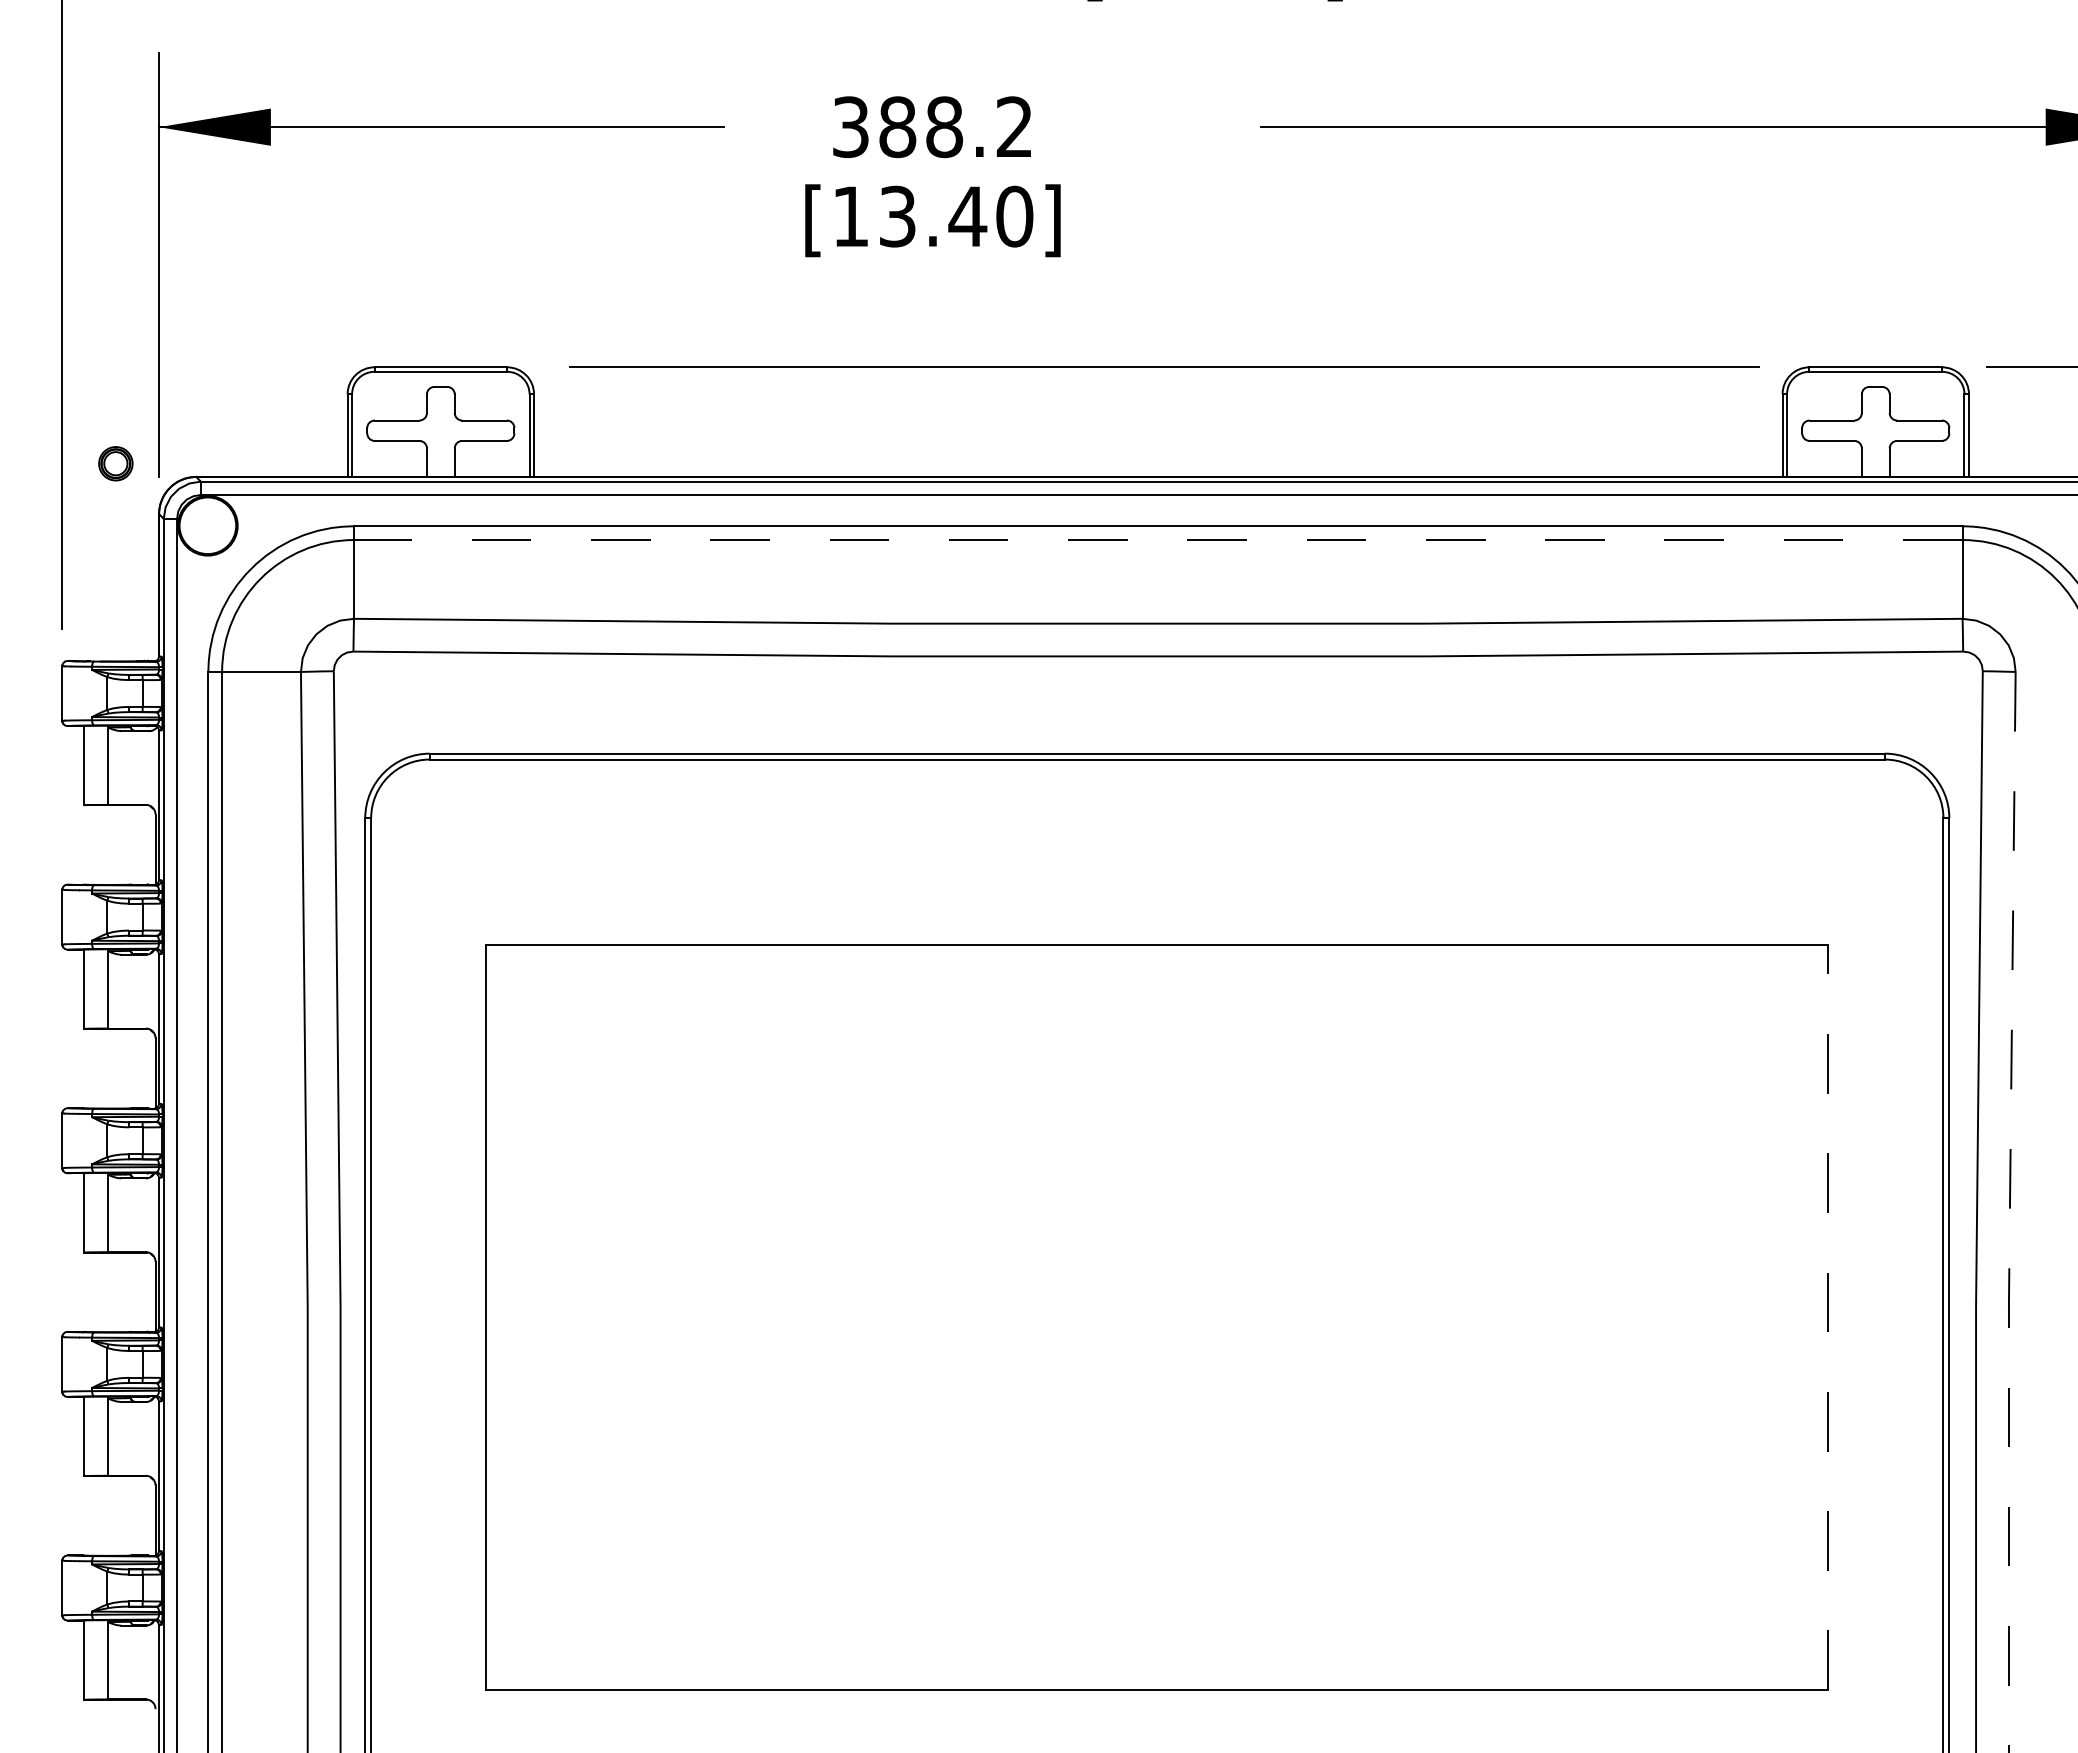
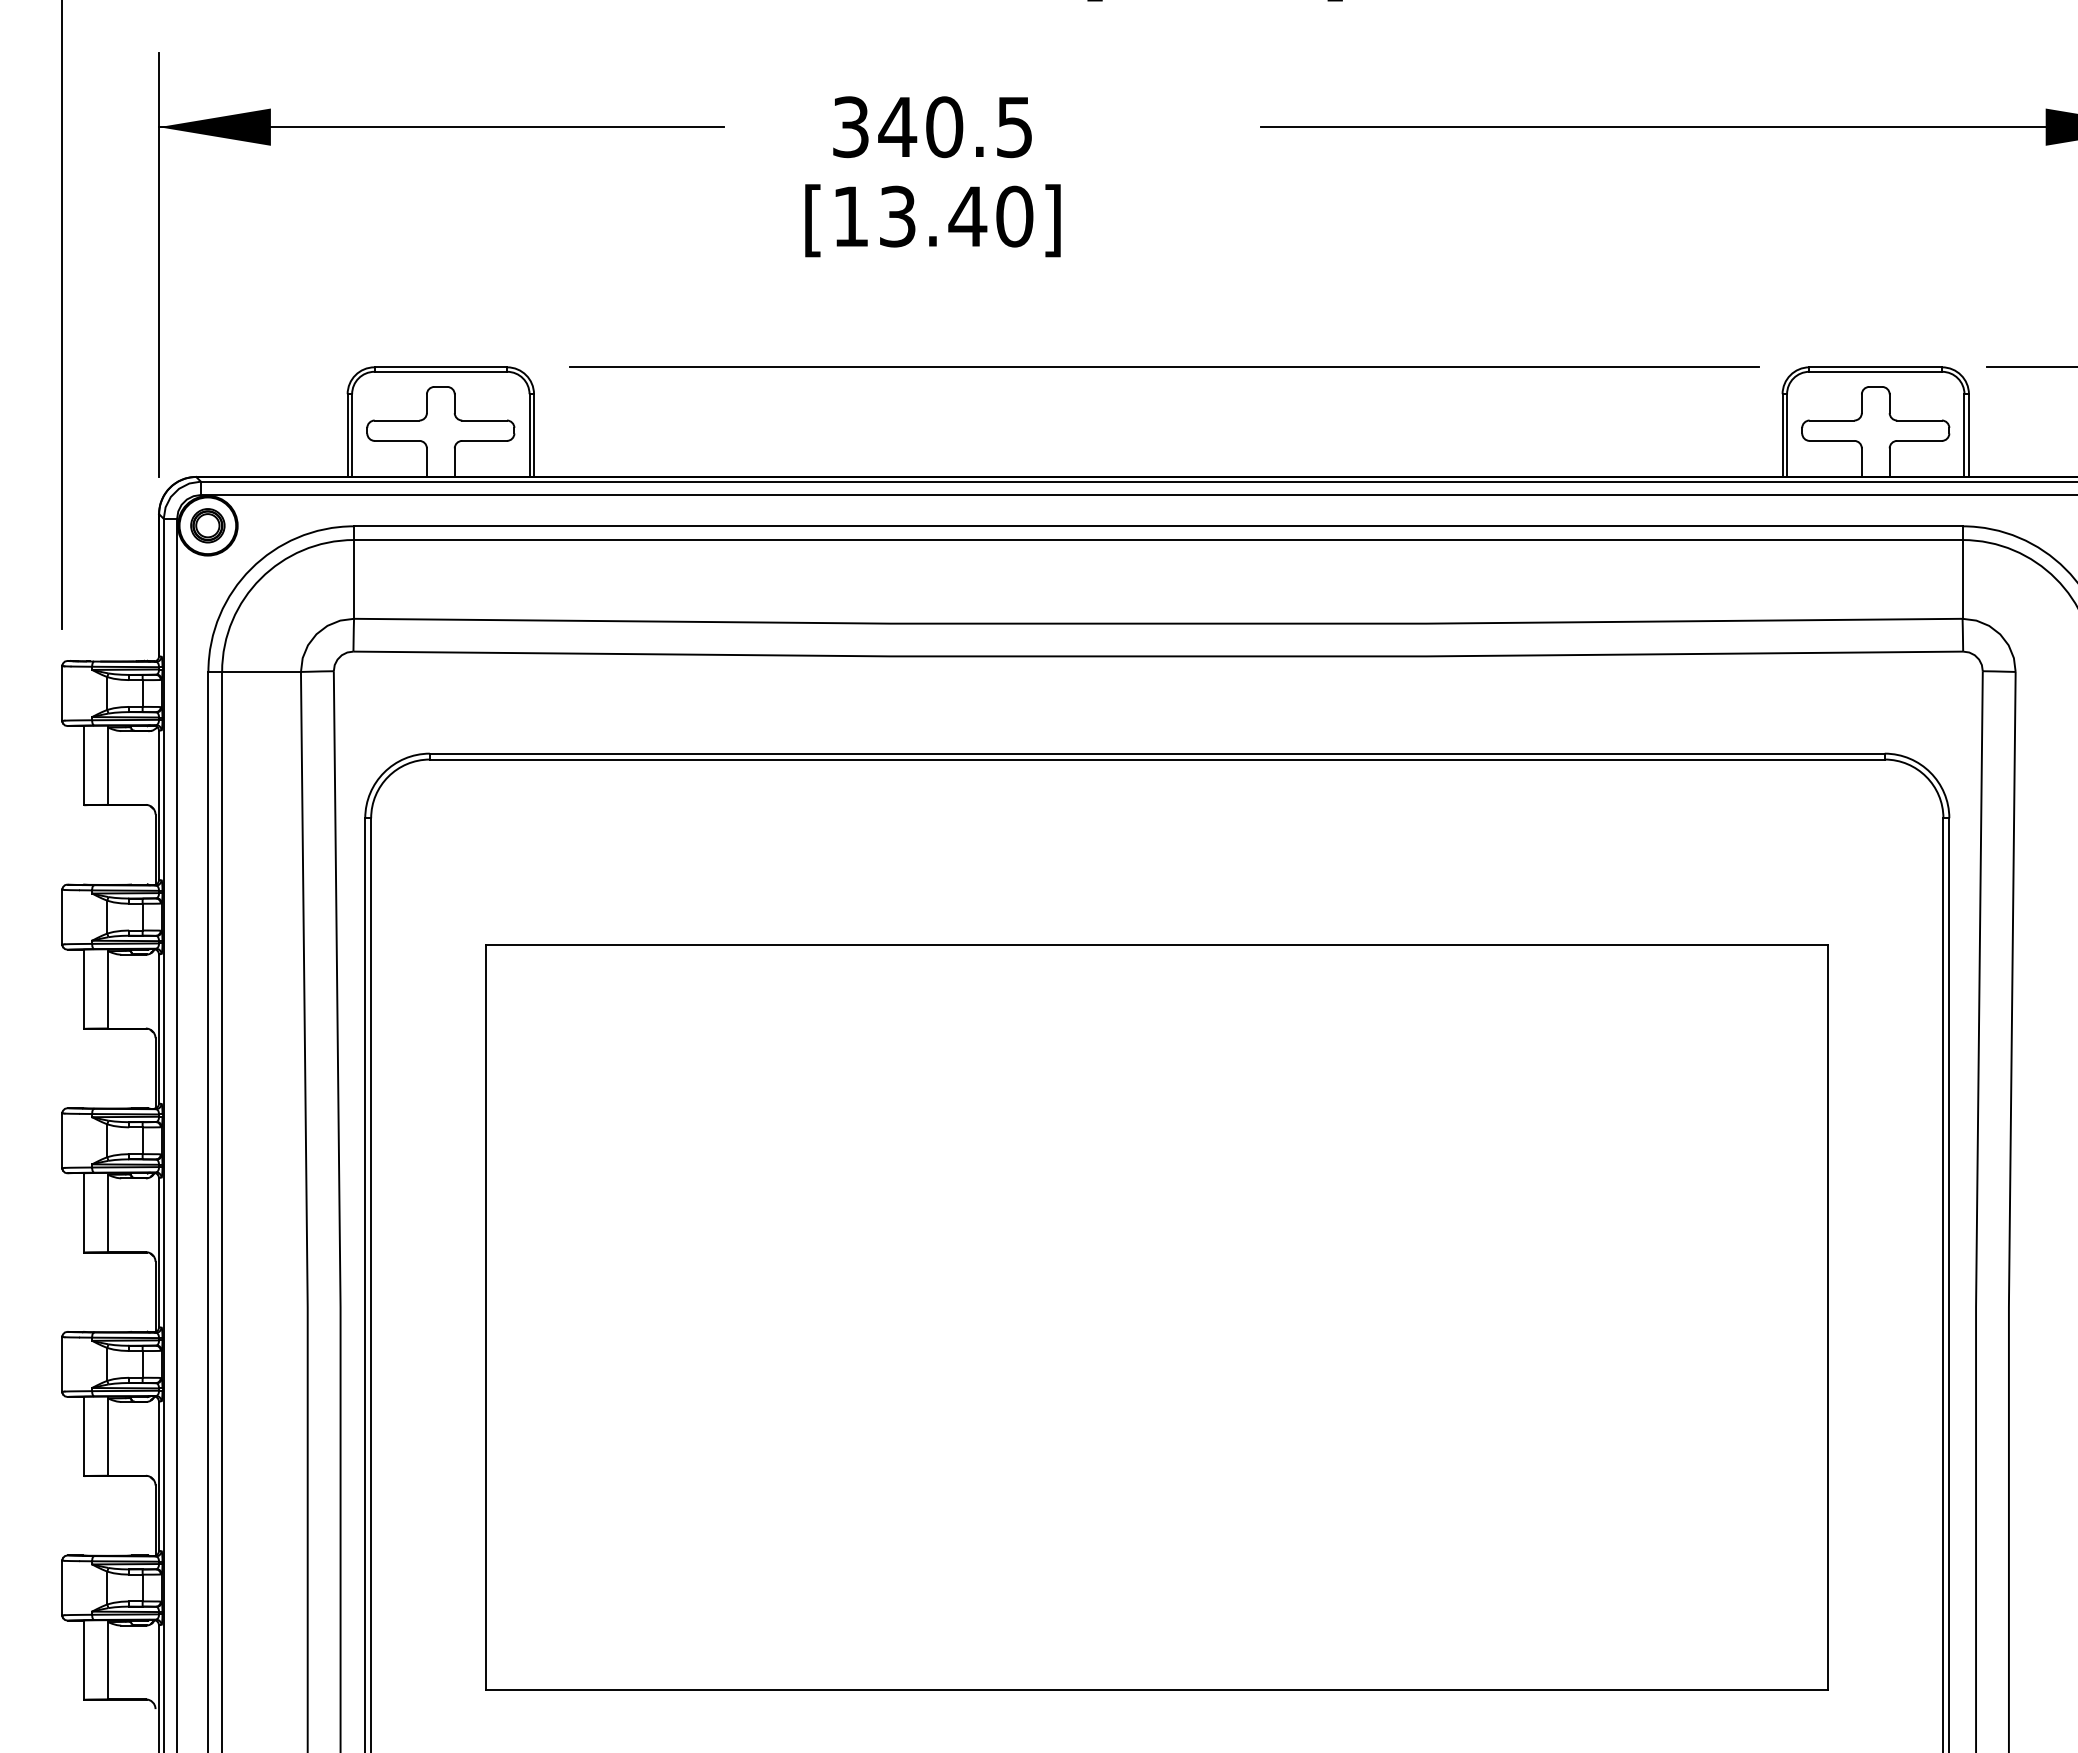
text: 388.2 -> 340.5 (954, 127)
part position: (115, 463) -> (207, 525) (207, 525)
line: dashed -> solid (1157, 540)
line: dashed -> solid (2009, 1212)
line: dashed -> solid (1828, 1317)
